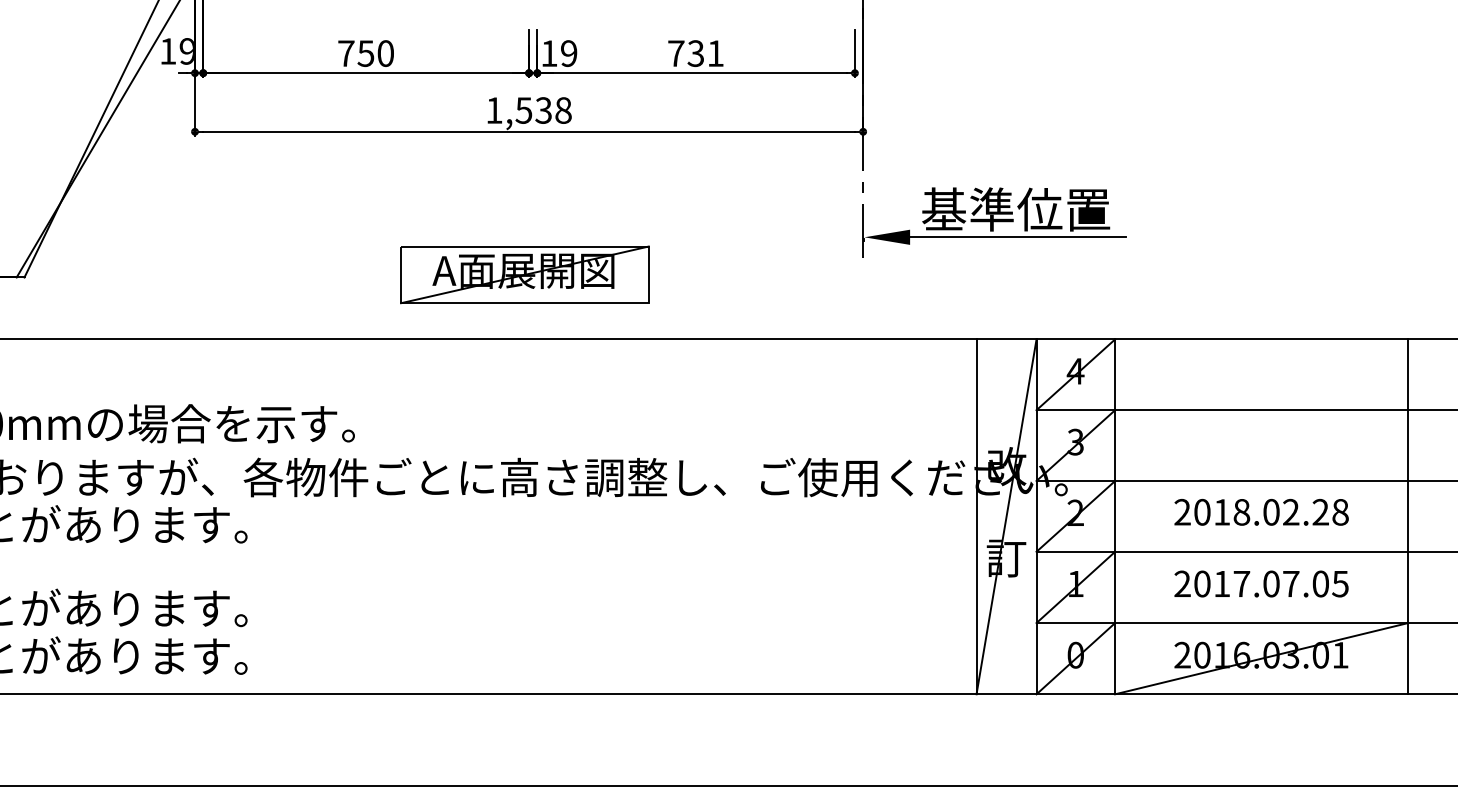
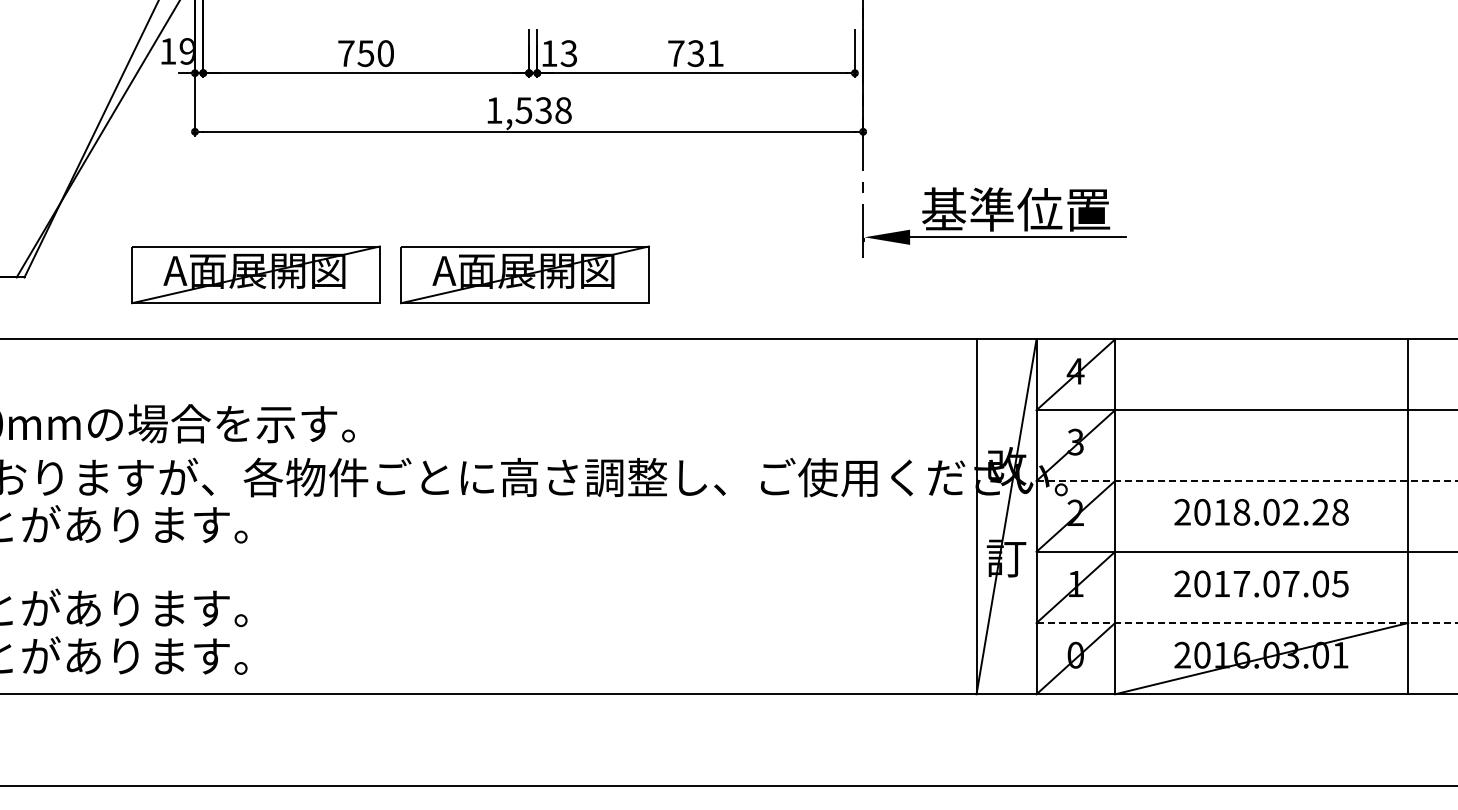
text: 19 -> 13 (568, 53)
part: none -> present (255, 274)
line: solid -> dashed (1247, 480)
line: solid -> dashed (1247, 623)
